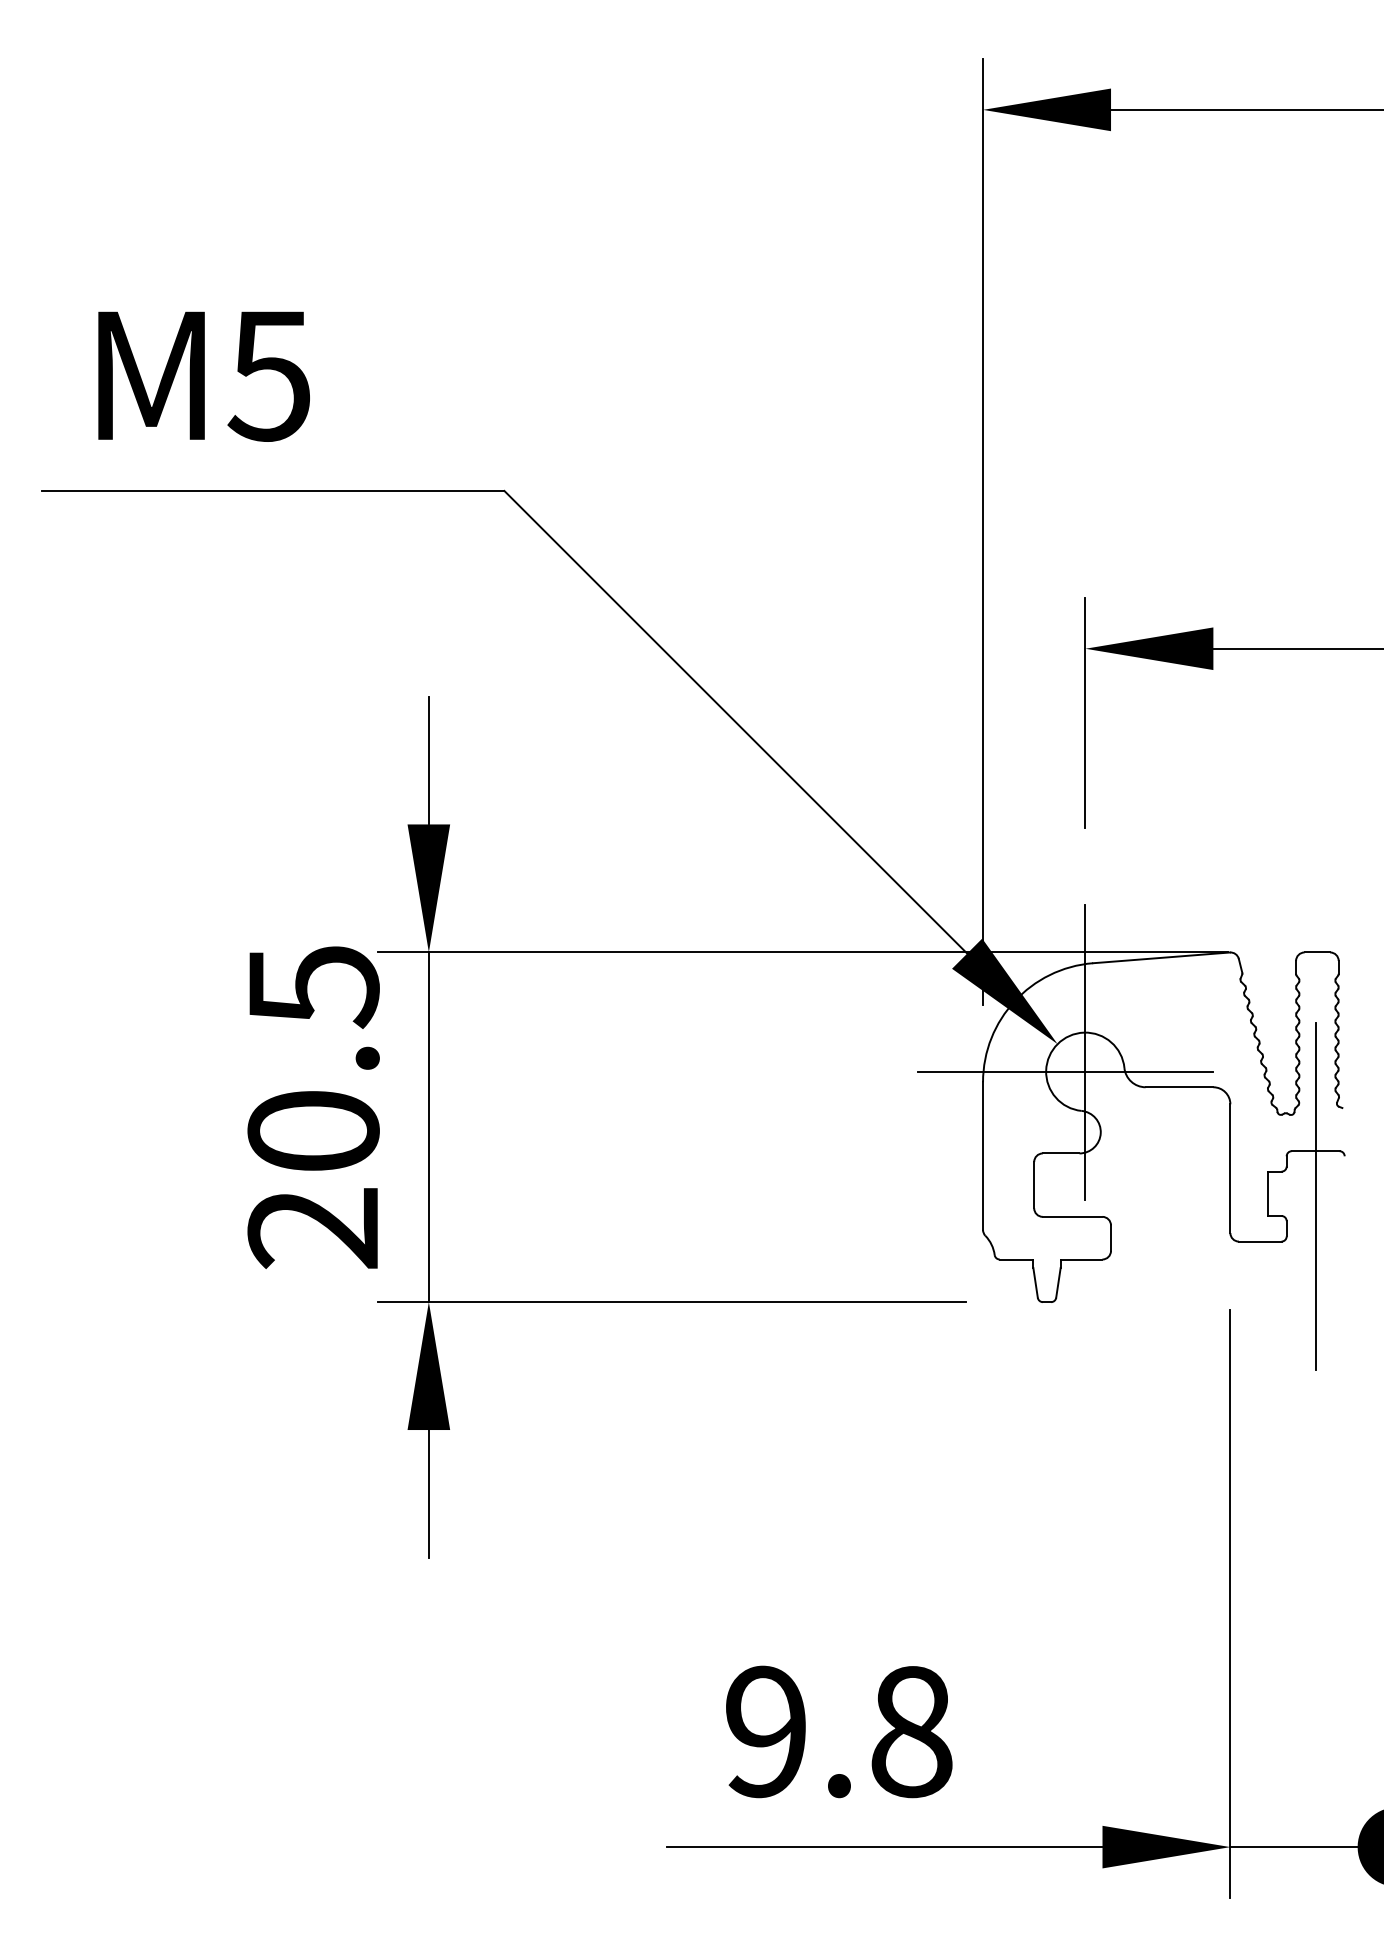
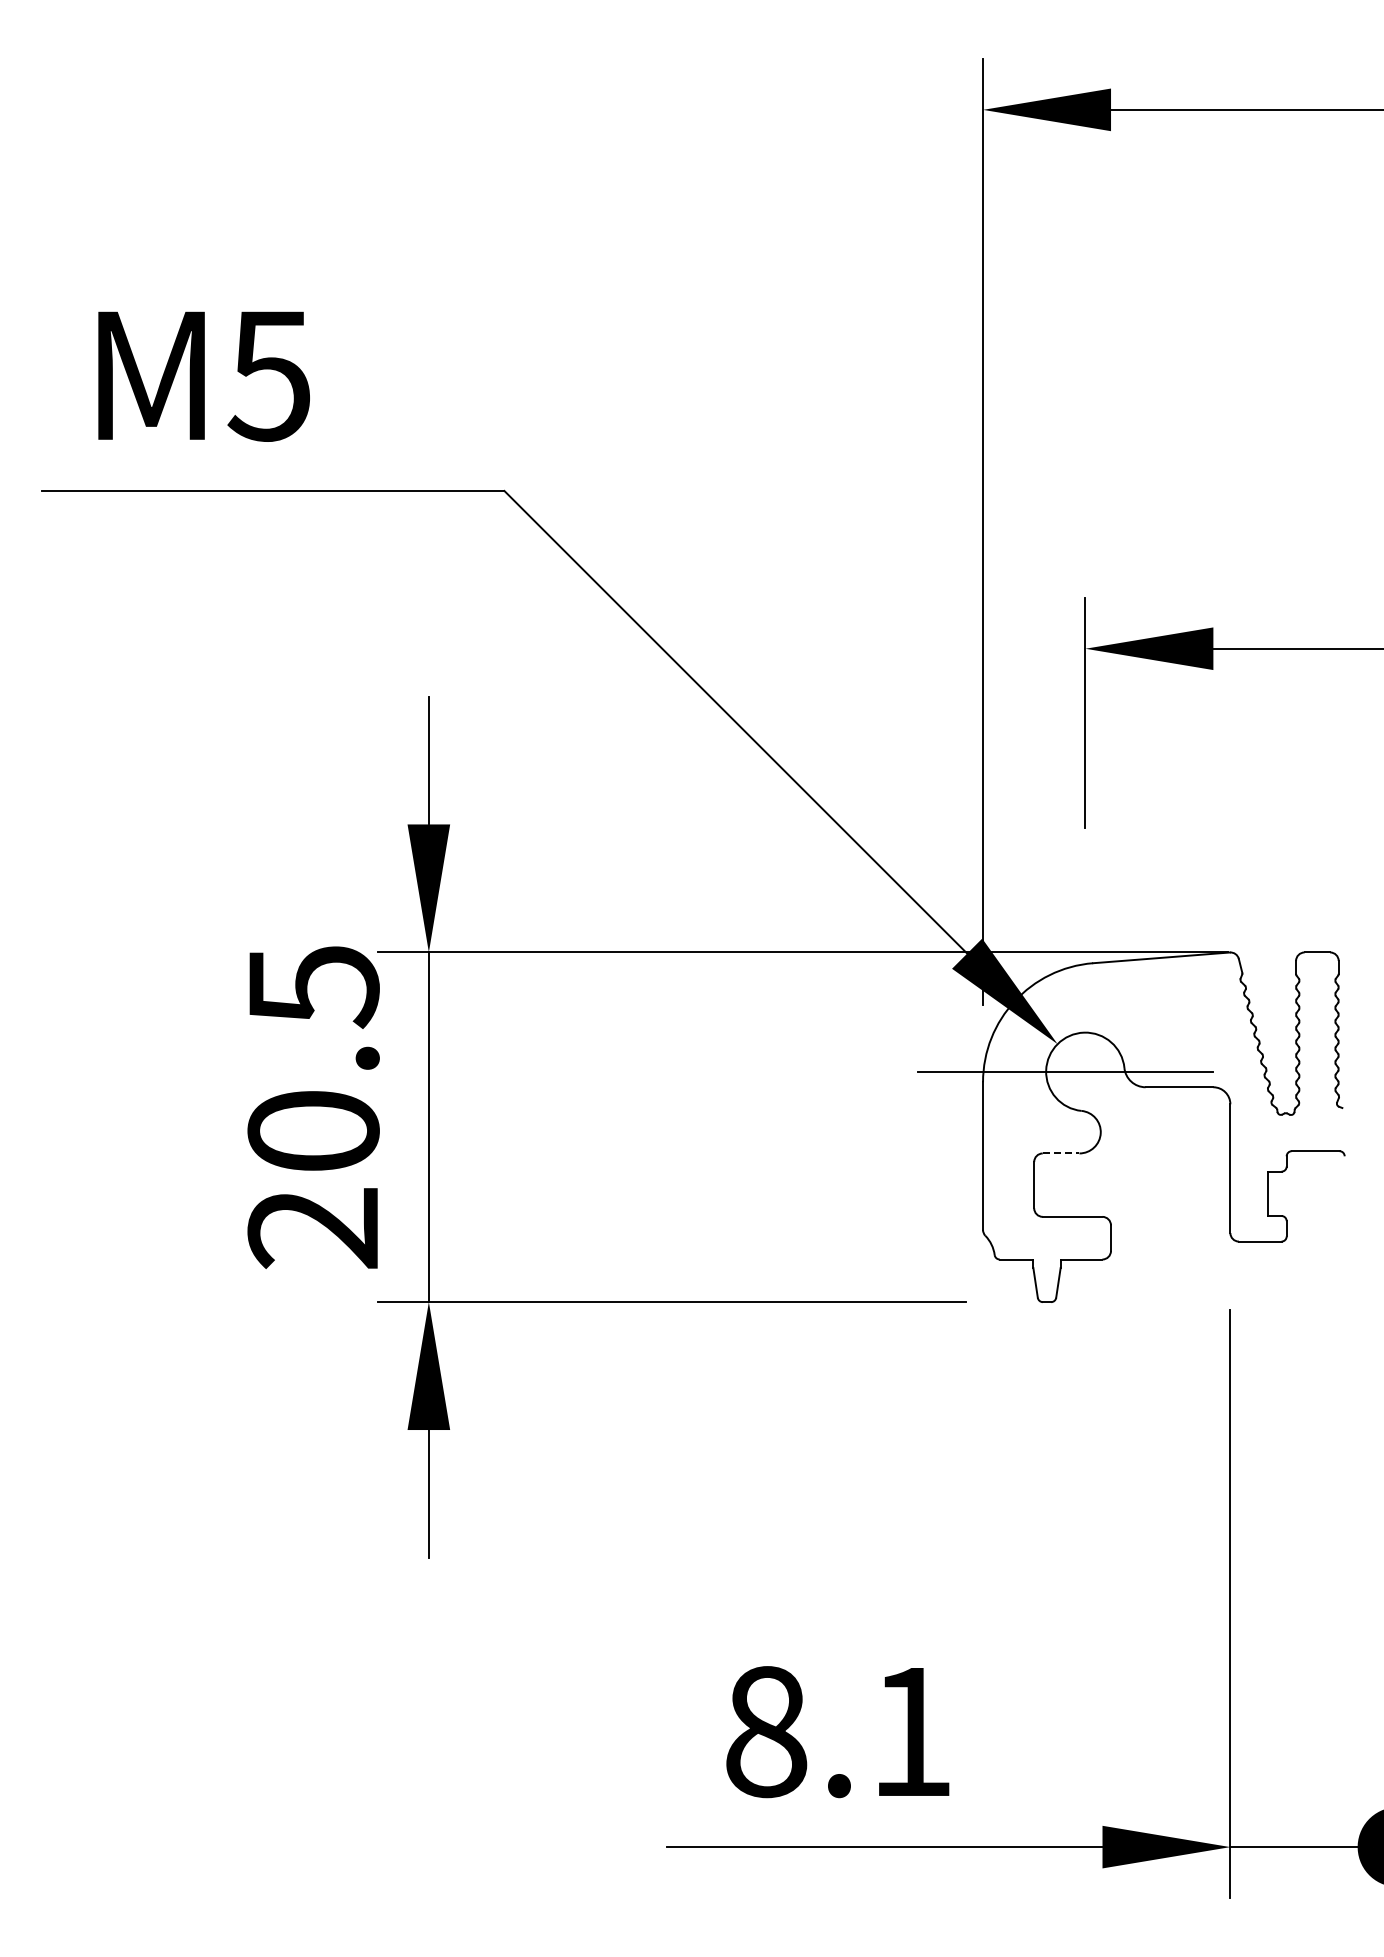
line: present -> none (1085, 1051)
line: solid -> dashed (1061, 1153)
line: present -> none (1315, 1196)
text: 9.8 -> 8.1 (839, 1731)
